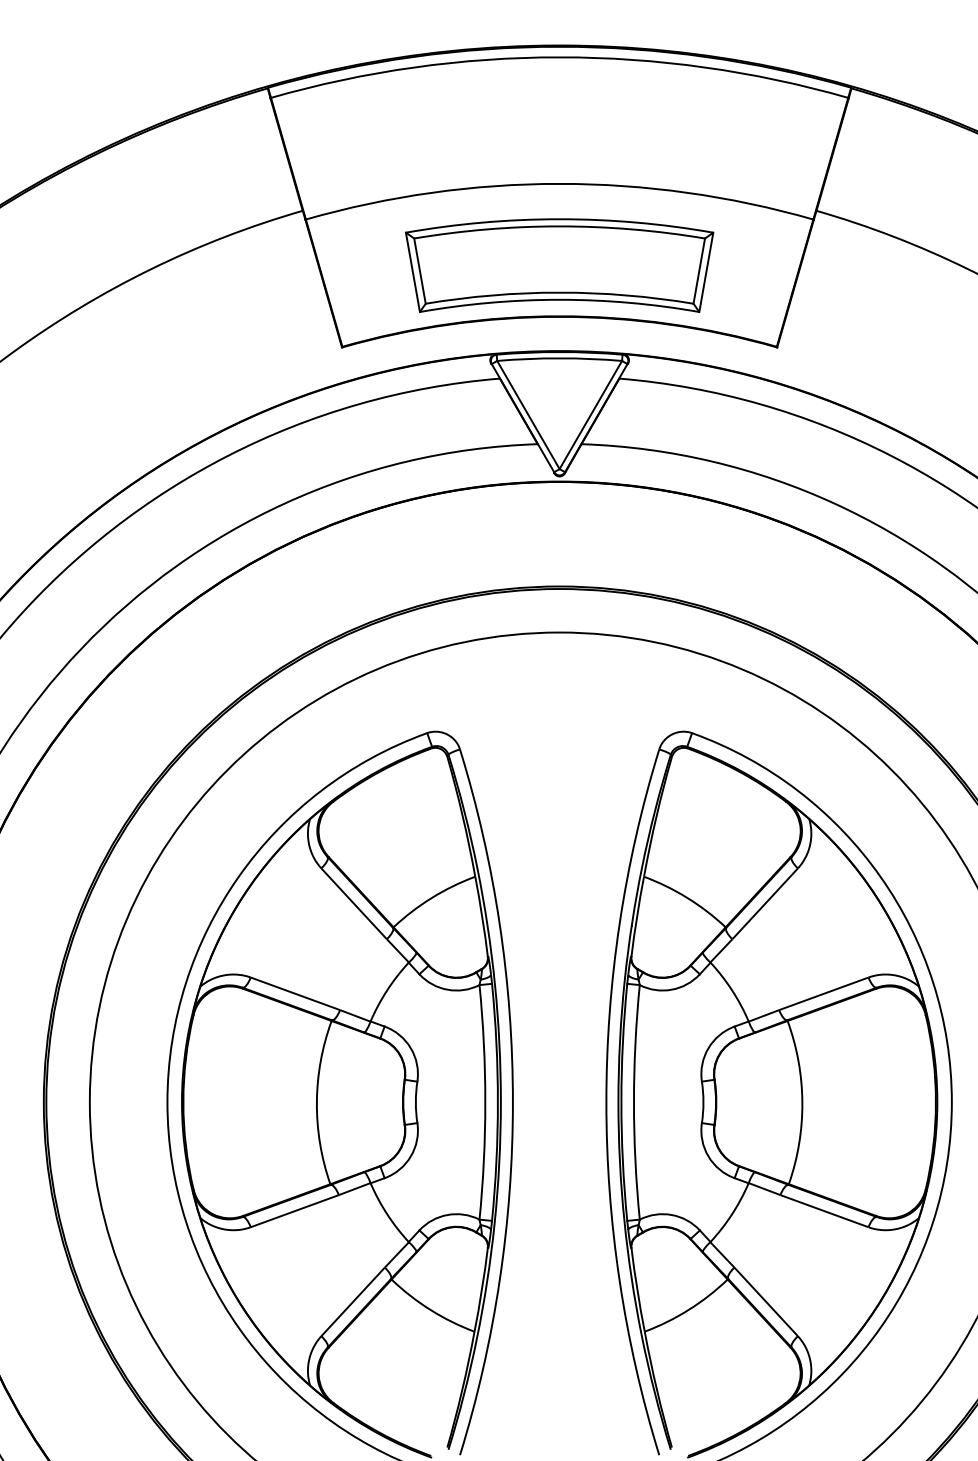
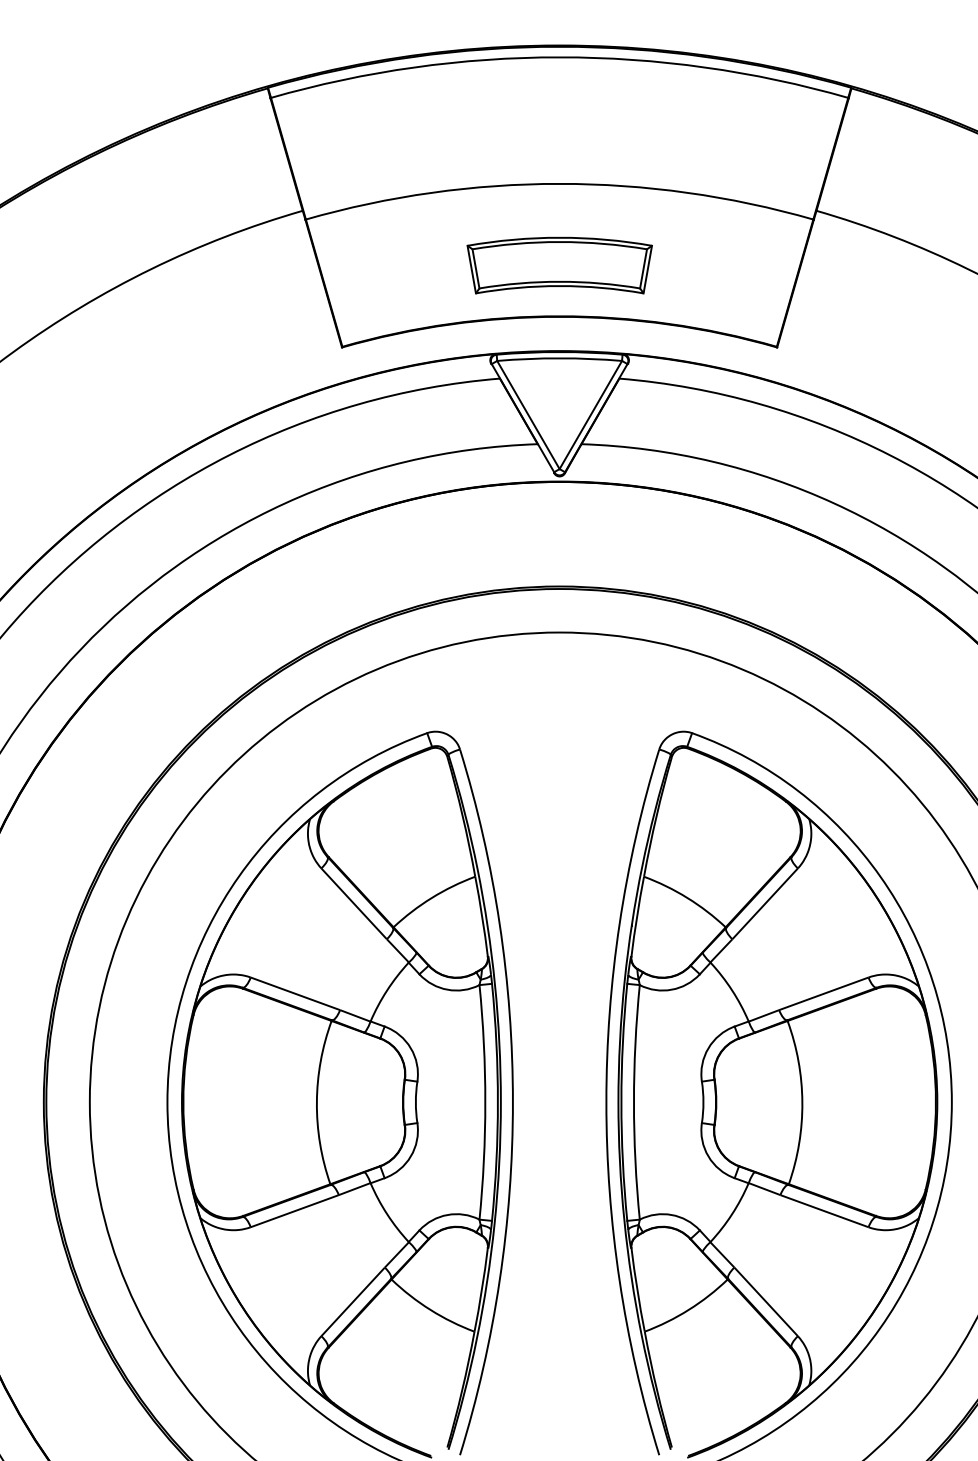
part size: 310x95 px -> 187x59 px (559, 265)
